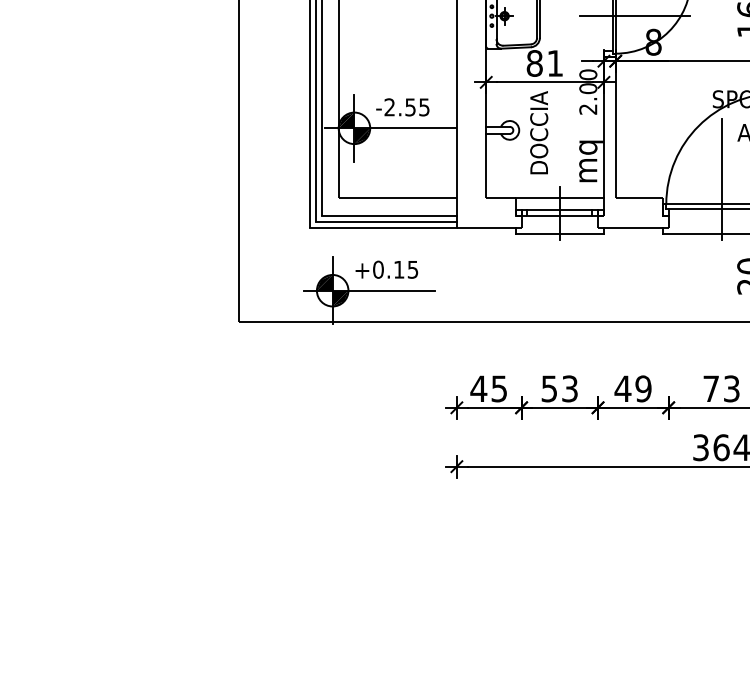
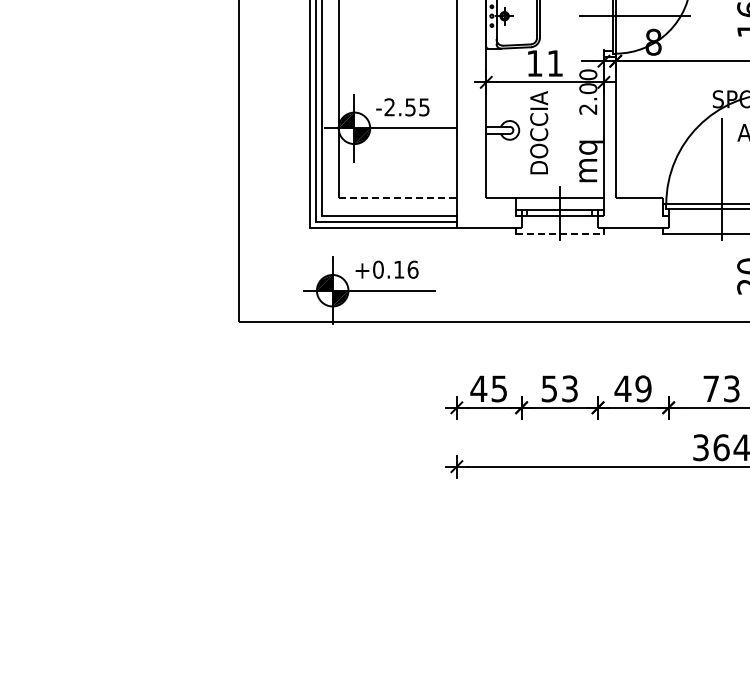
text: 81 -> 11 (534, 63)
line: solid -> dashed (398, 198)
line: solid -> dashed (560, 233)
text: +0.15 -> +0.16 (412, 269)
